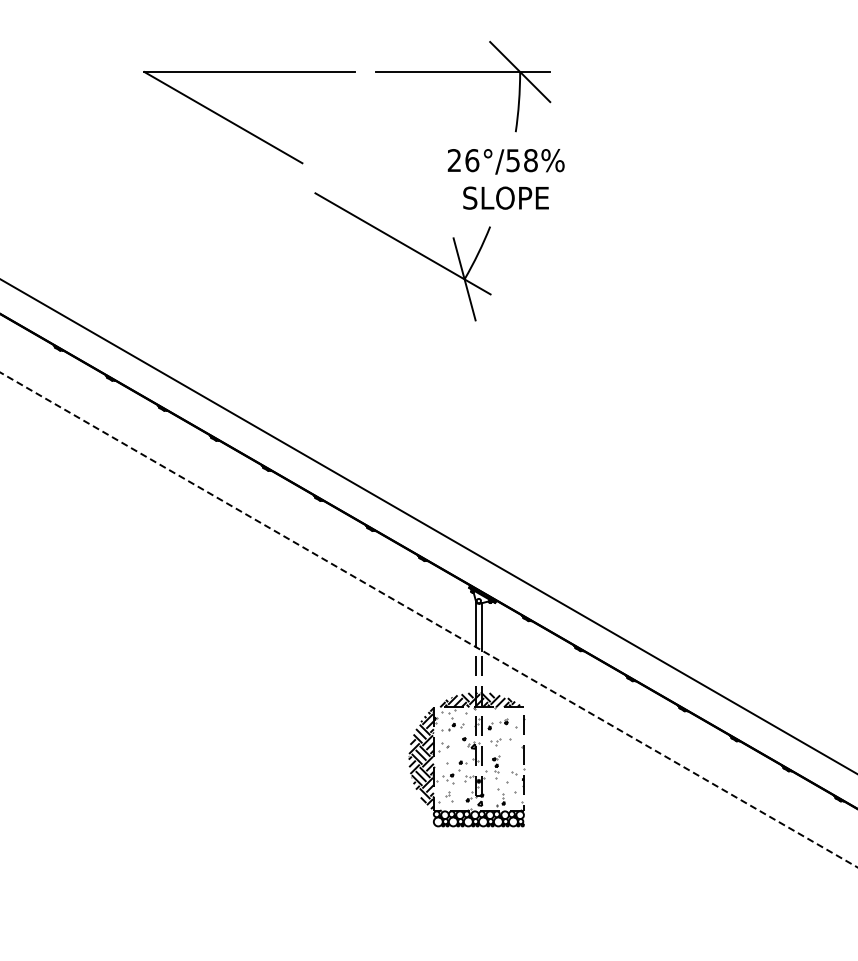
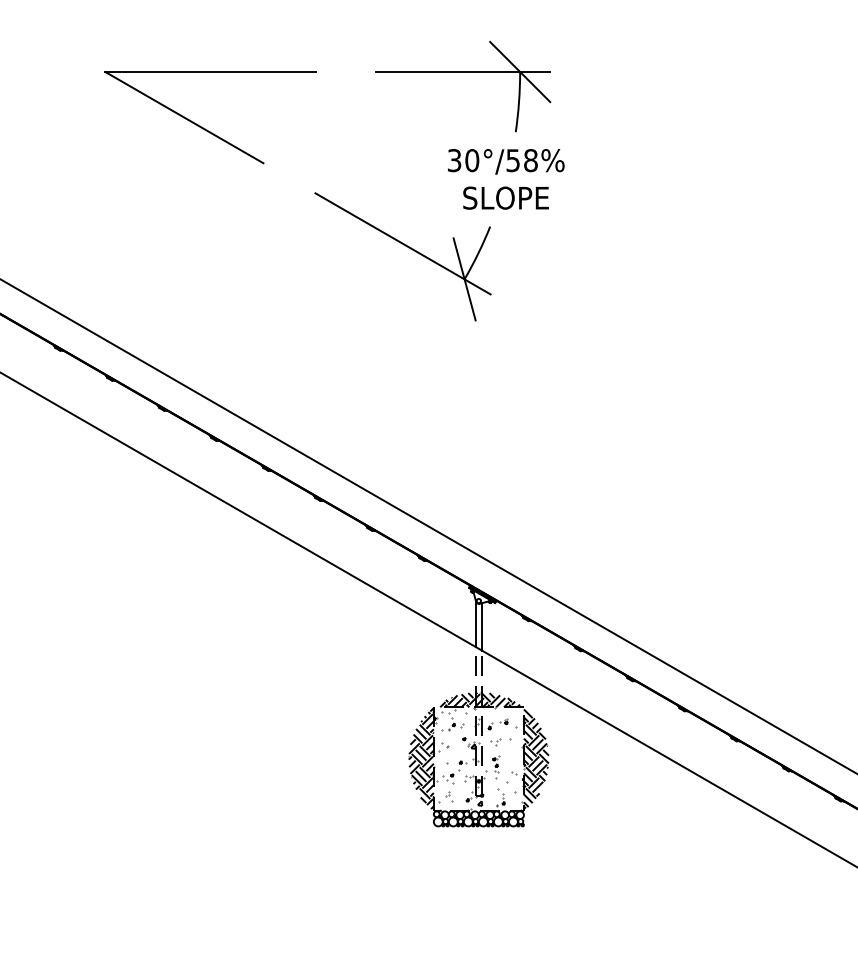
part position: (244, 128) -> (205, 128) (205, 128)
text: 26°/58% -> 30°/58% (463, 160)
line: dashed -> solid (428, 619)
hatch: none -> present (535, 759)
